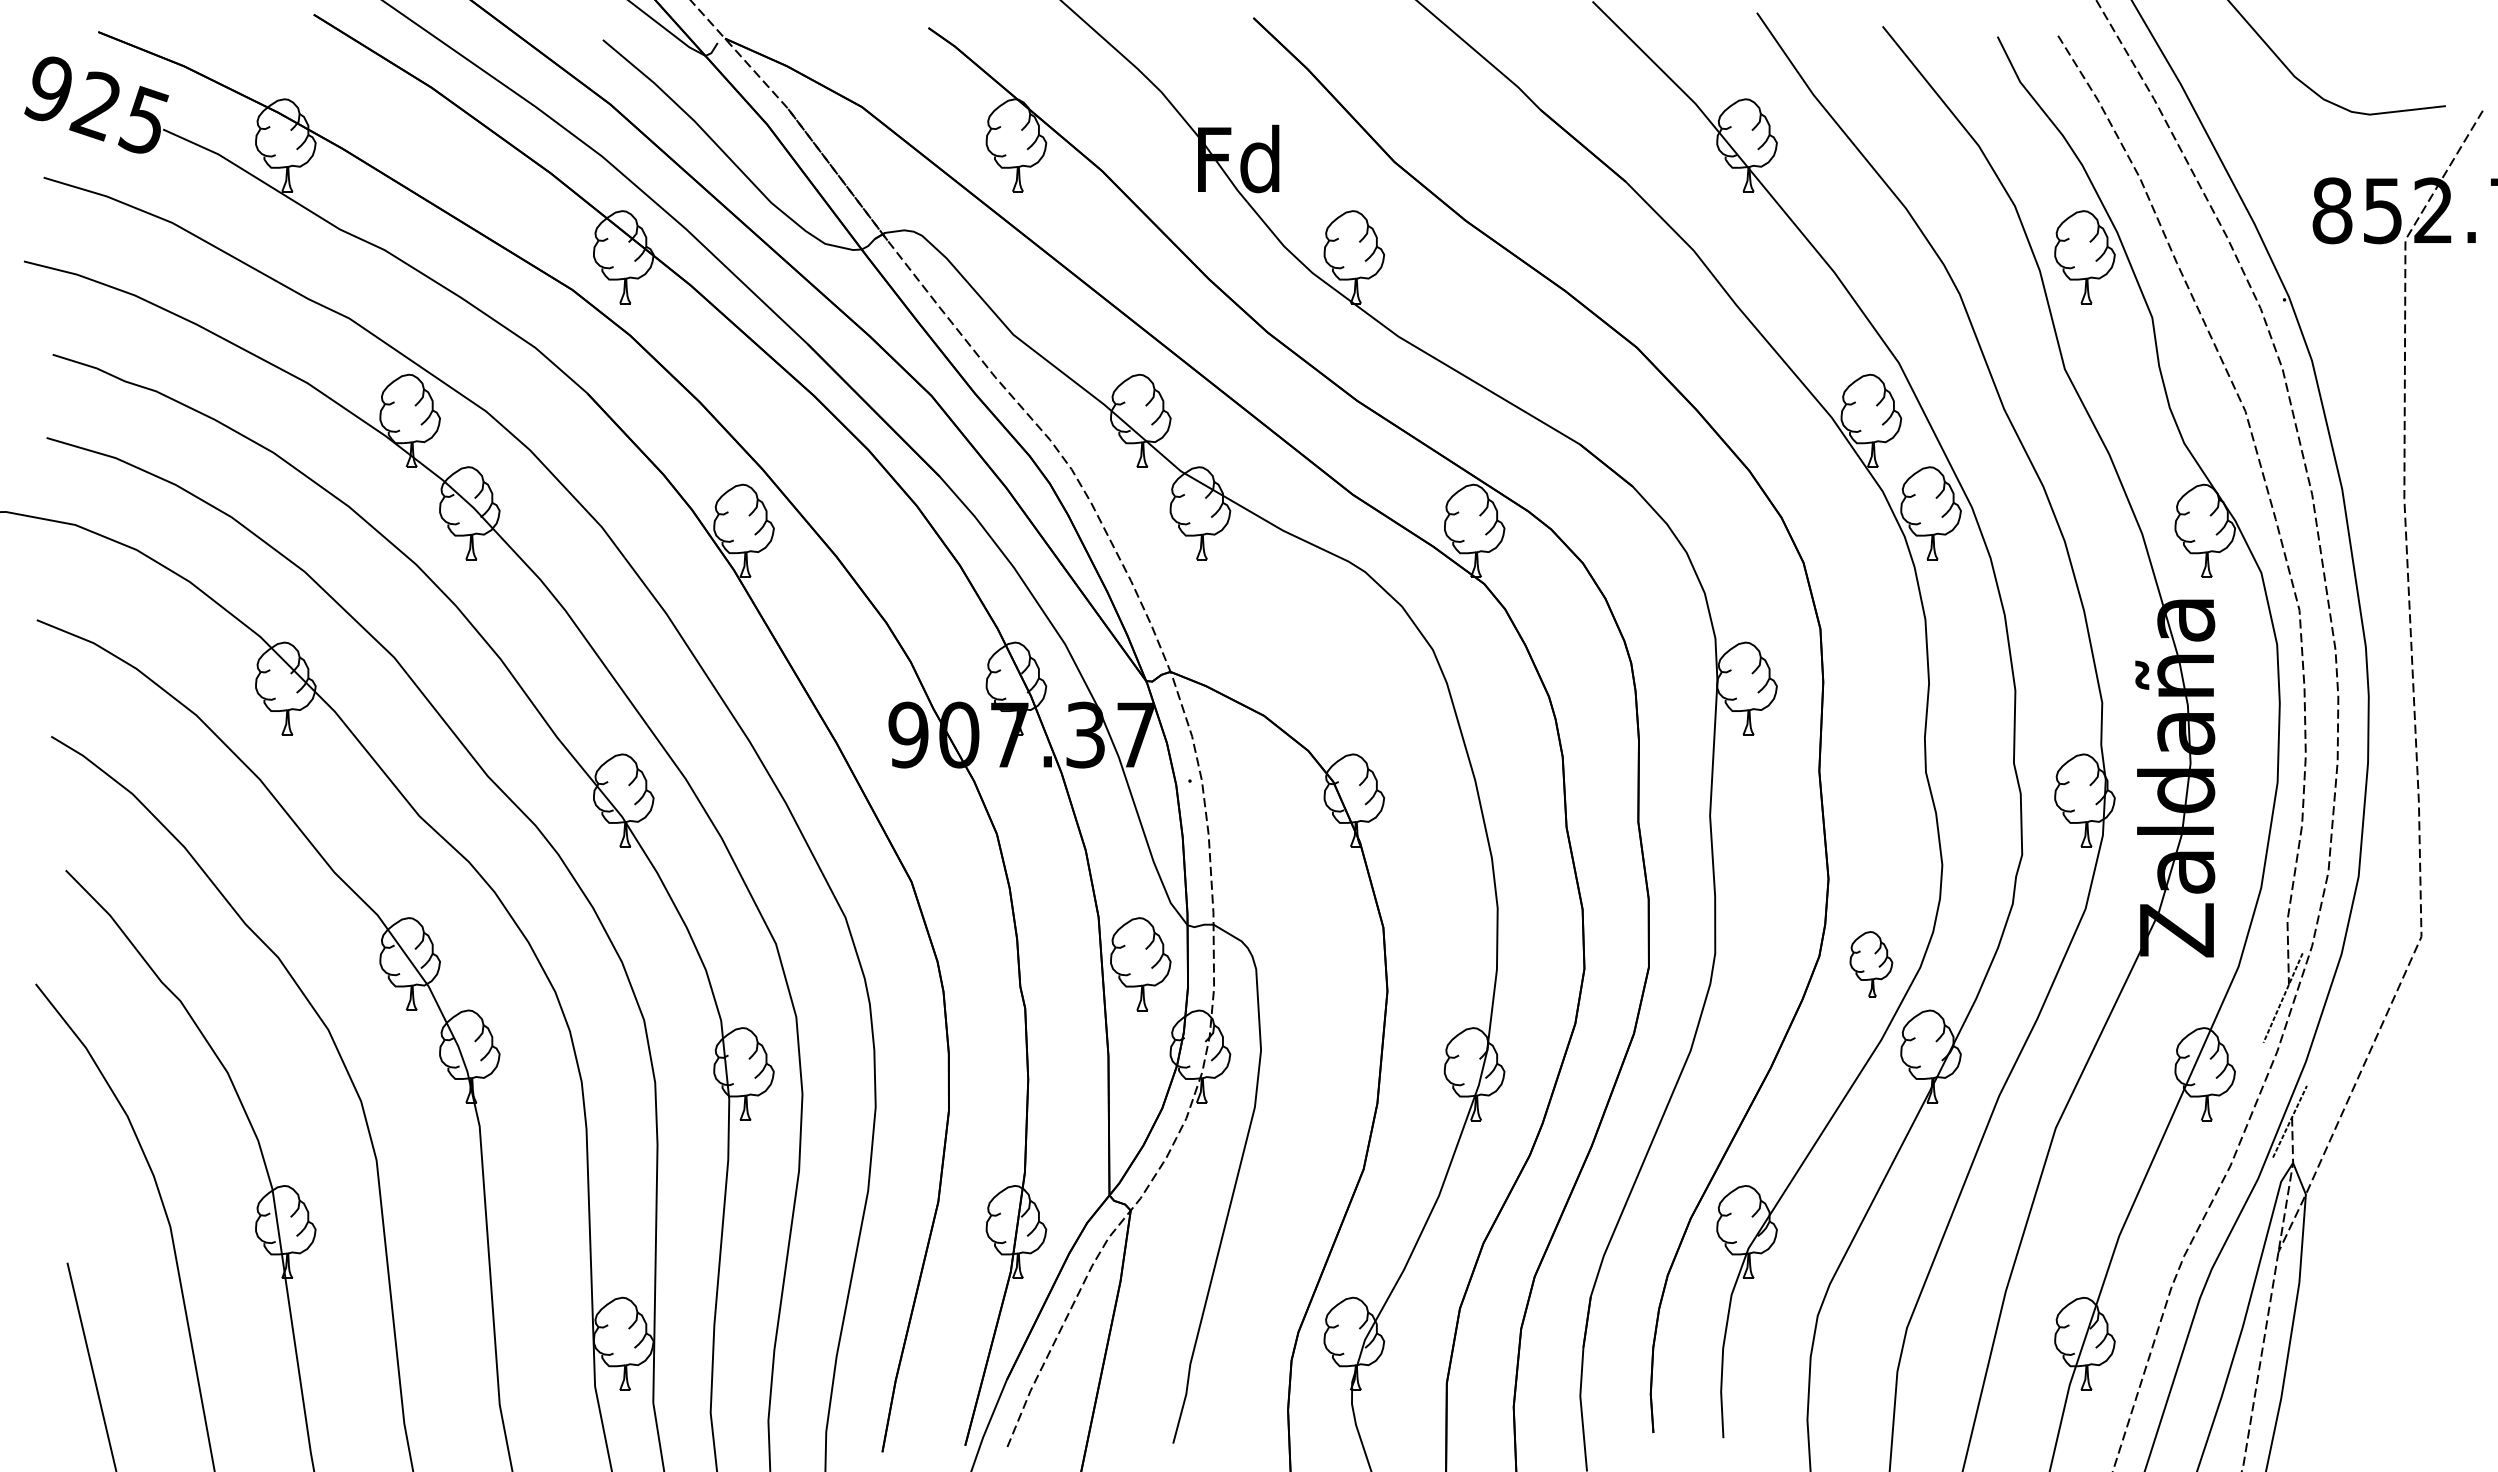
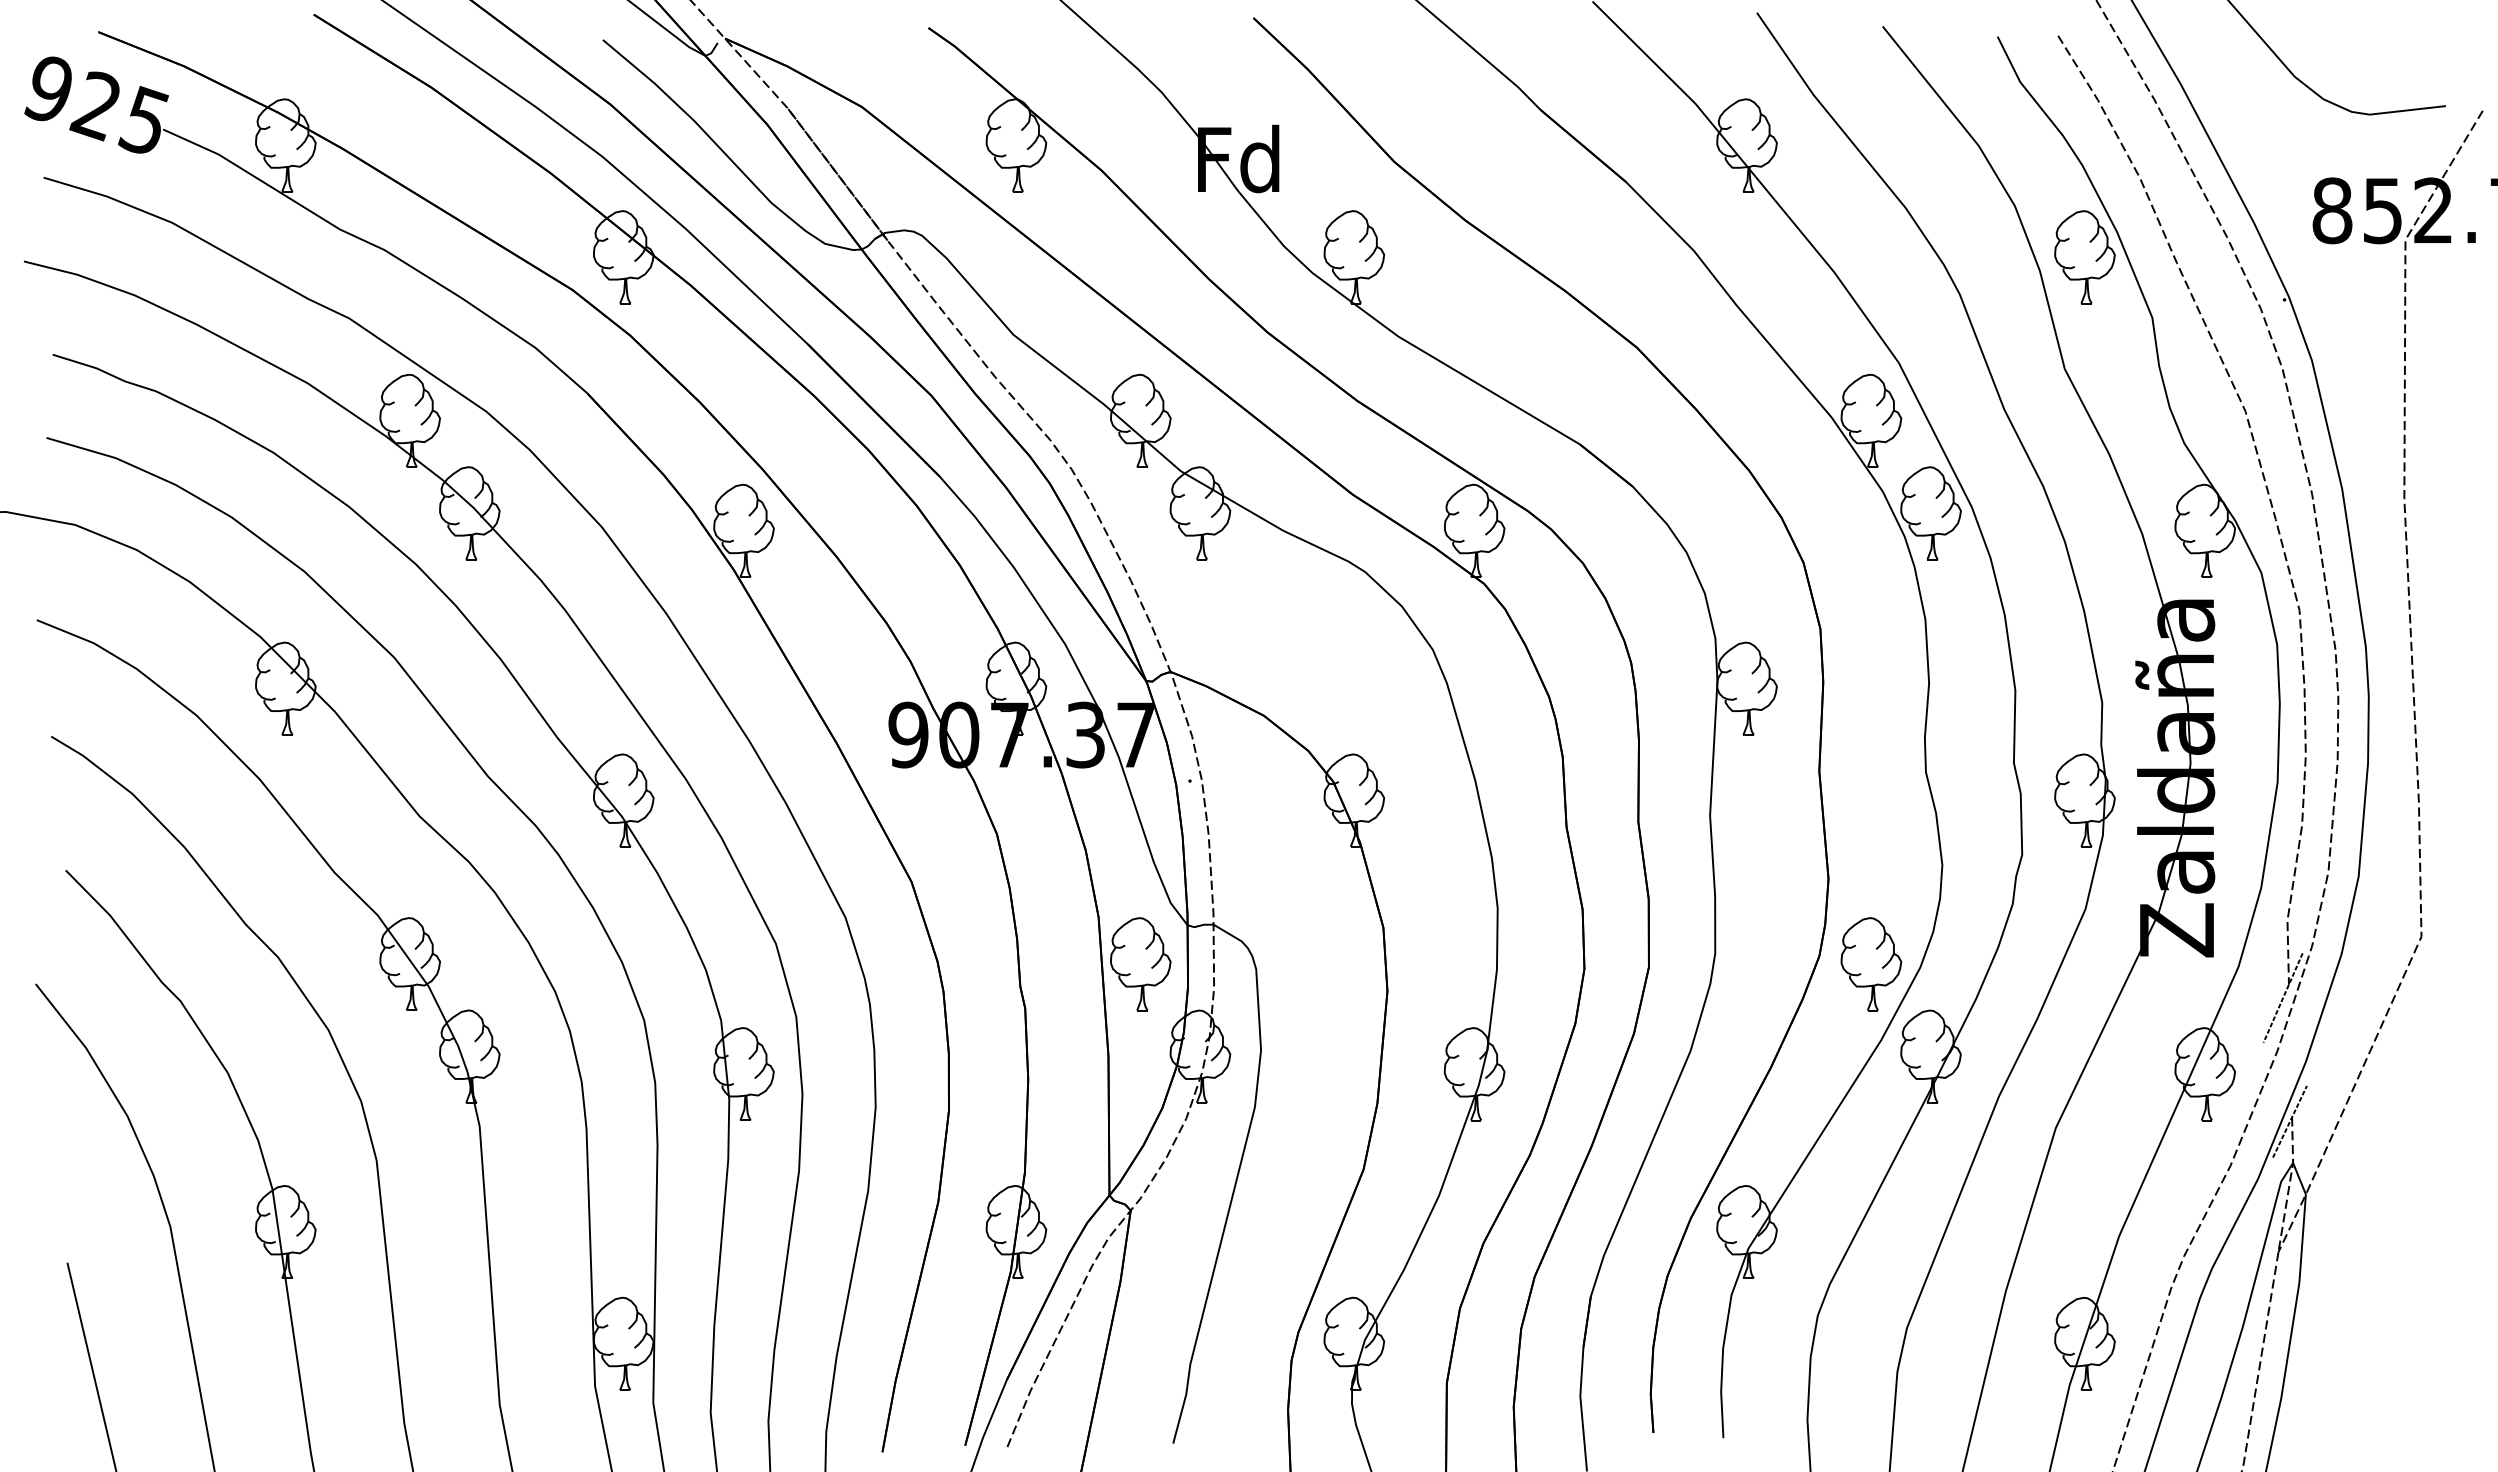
part size: 45x67 px -> 63x95 px (1871, 964)
